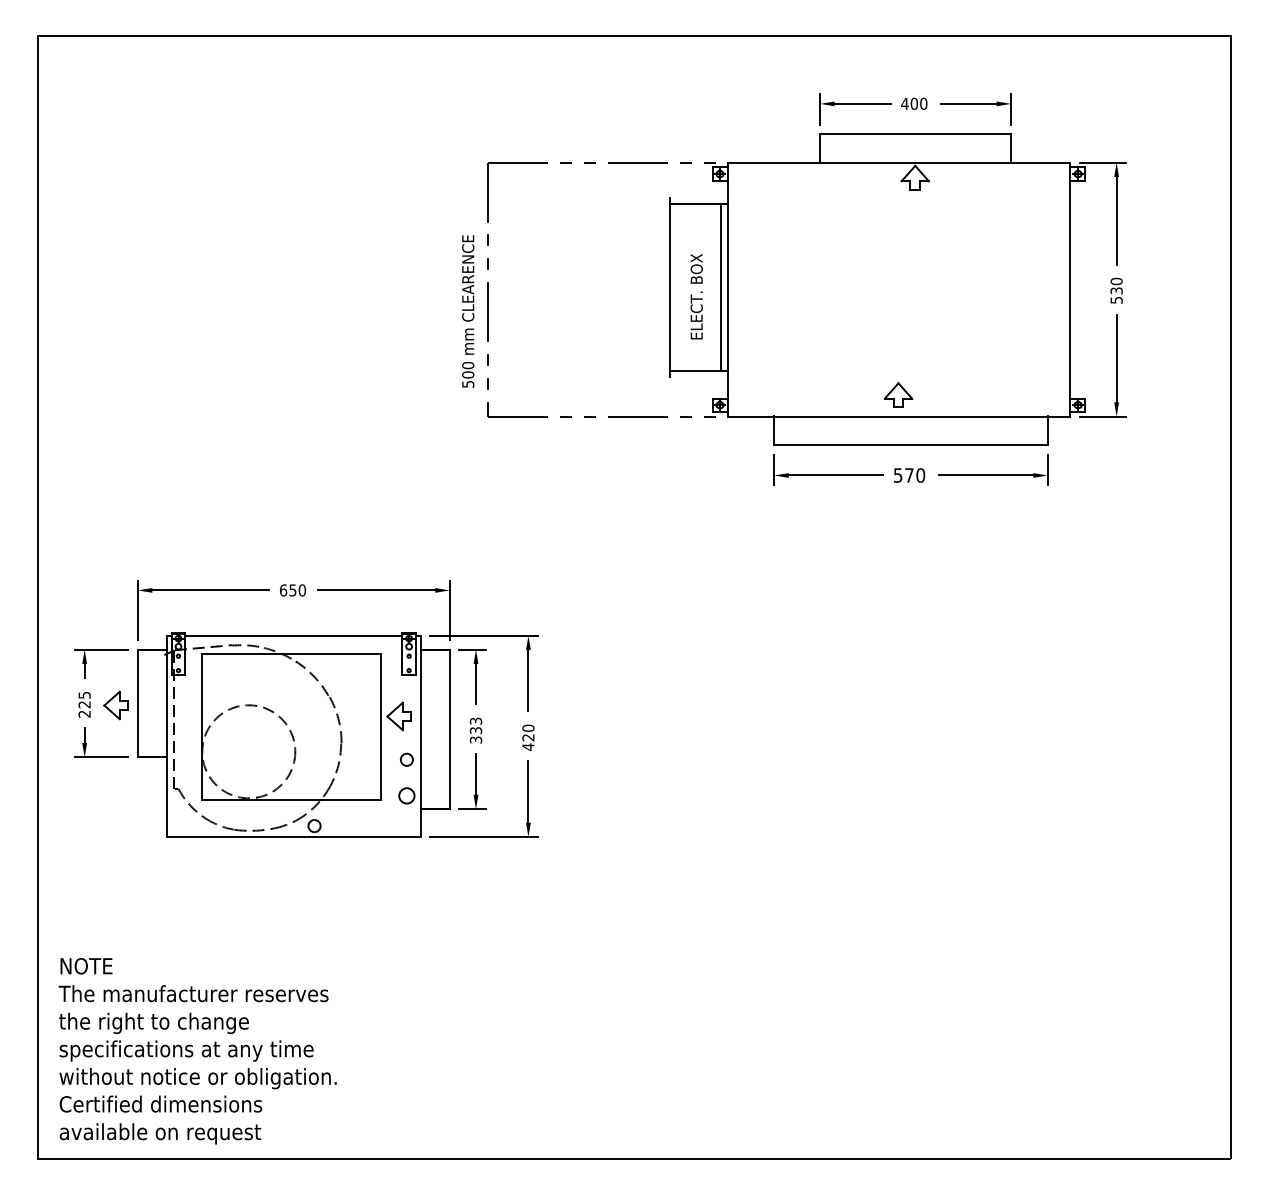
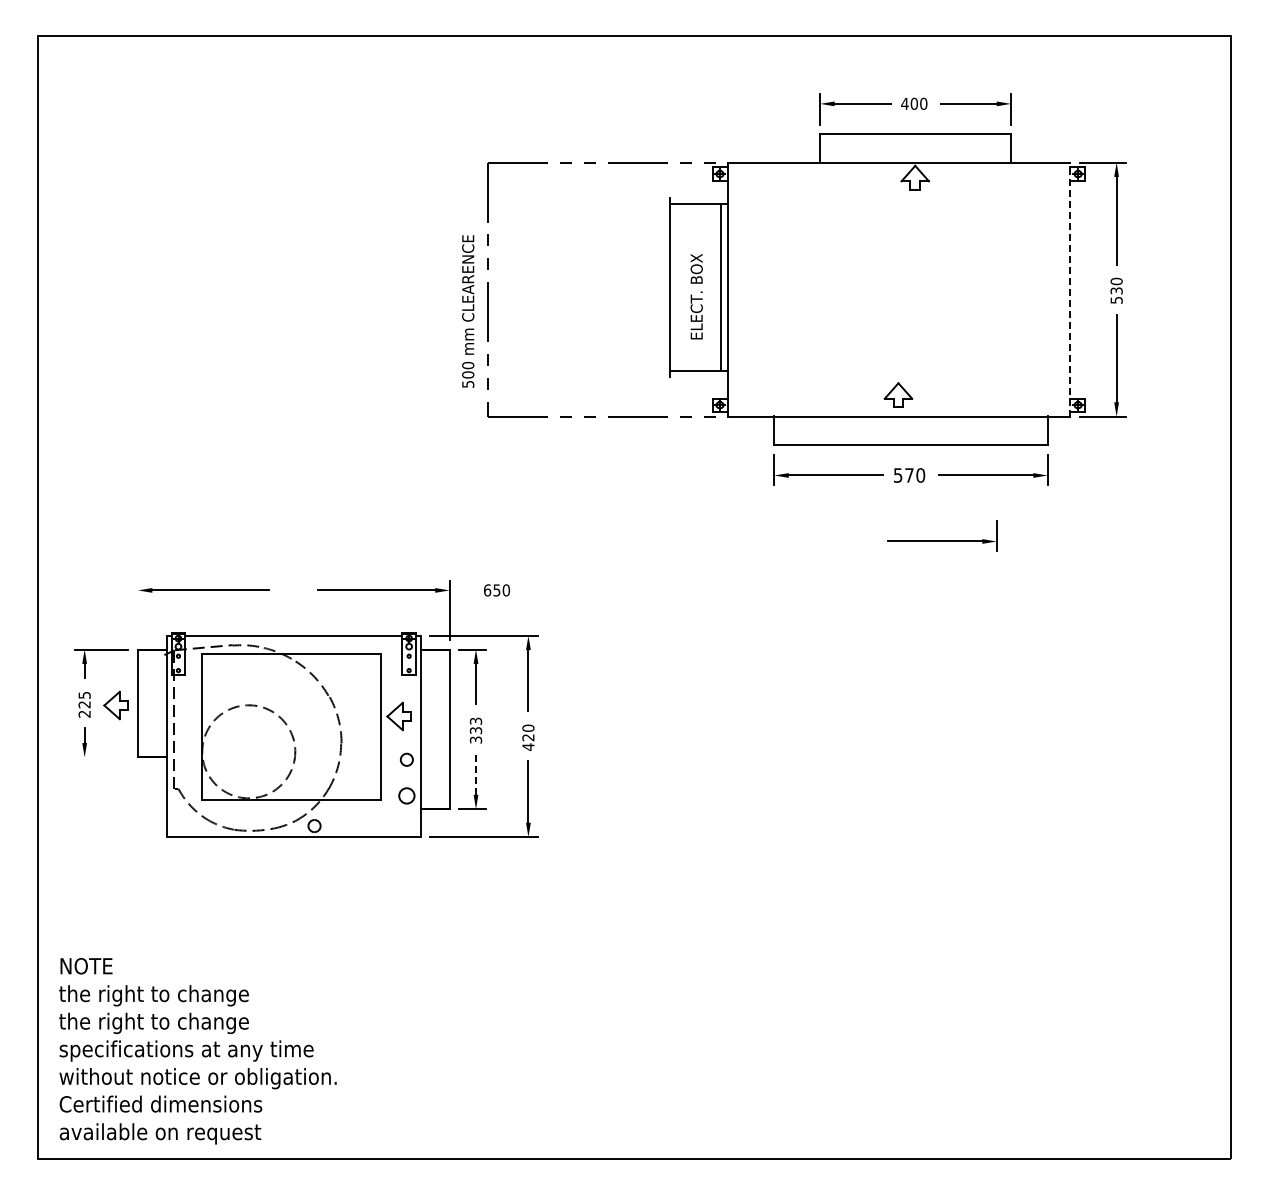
line: solid -> dashed (1070, 289)
part: none -> present (942, 535)
text position: (292, 590) -> (496, 590) (496, 590)
line: present -> none (137, 609)
line: present -> none (101, 757)
line: solid -> dashed (476, 774)
text: The manufacturer reserves -> the right to change (193, 995)
